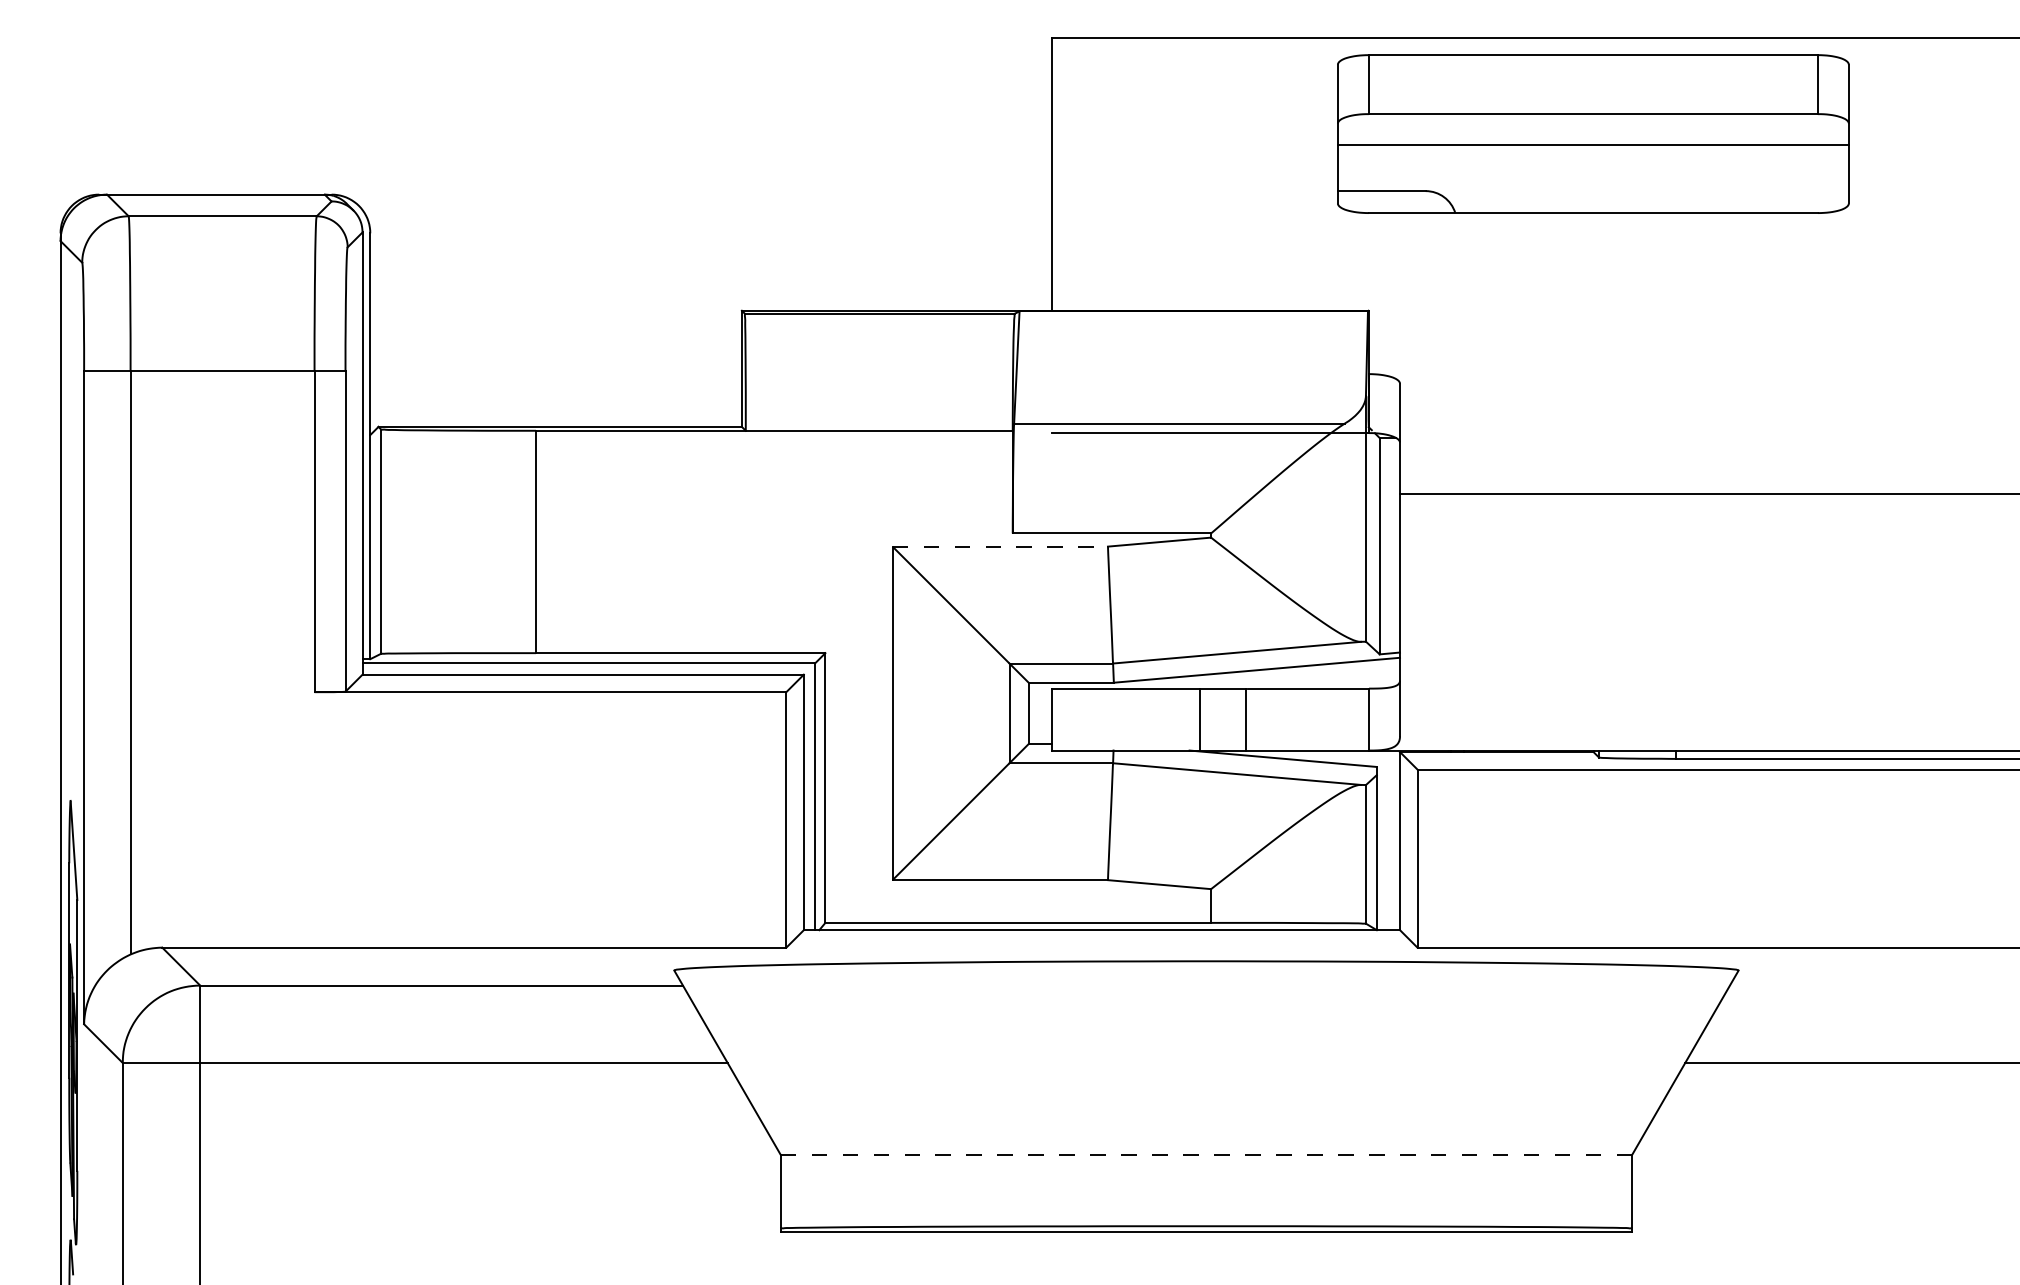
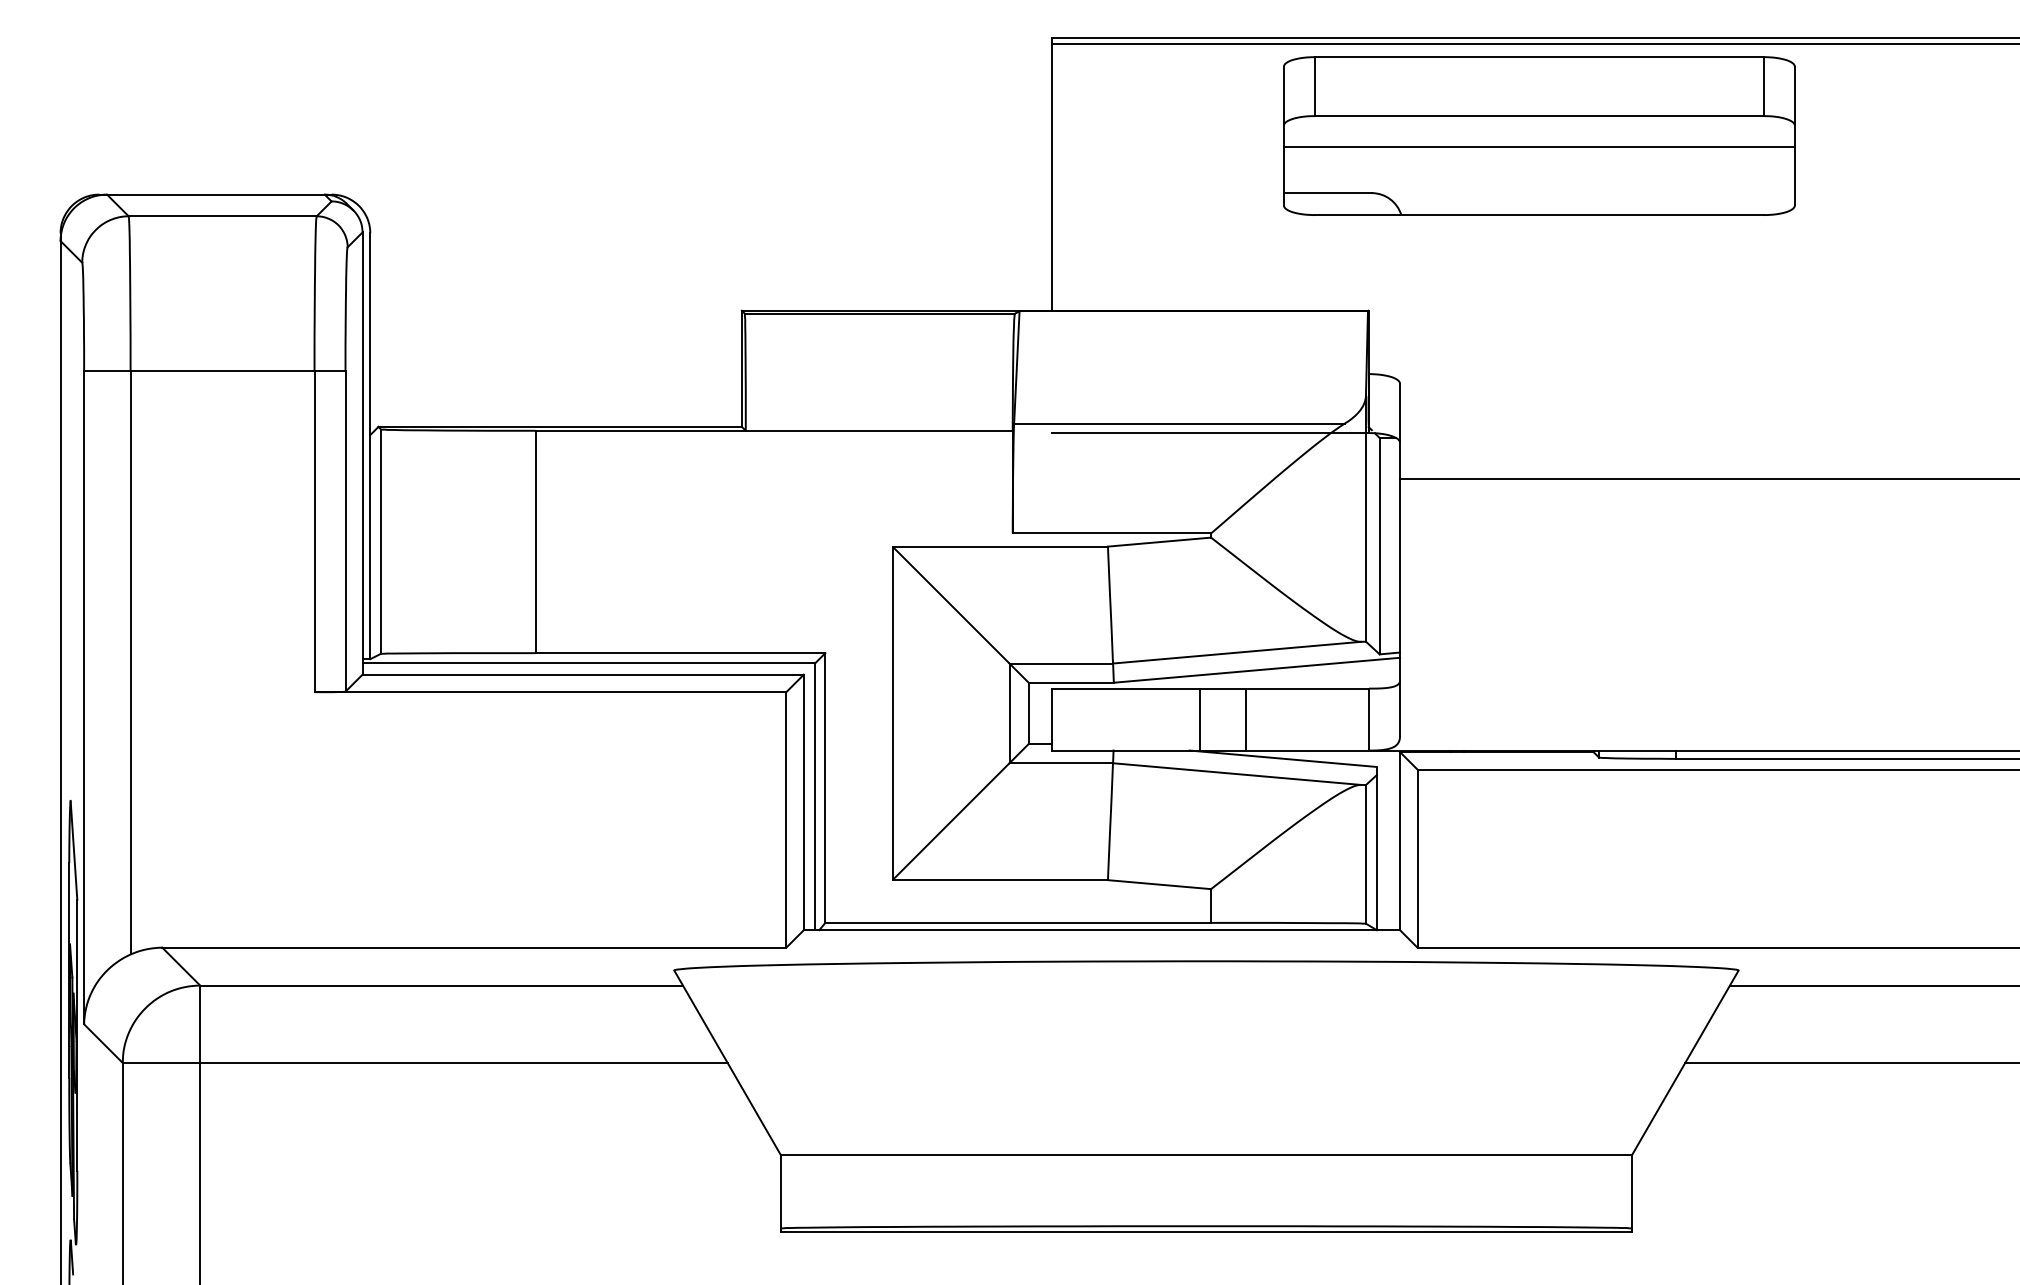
line: none -> present (1533, 43)
part position: (1593, 133) -> (1539, 135) (1539, 135)
line position: (1708, 493) -> (1708, 478) (1708, 478)
line: dashed -> solid (1000, 546)
line: none -> present (1872, 985)
line: dashed -> solid (1206, 1154)
